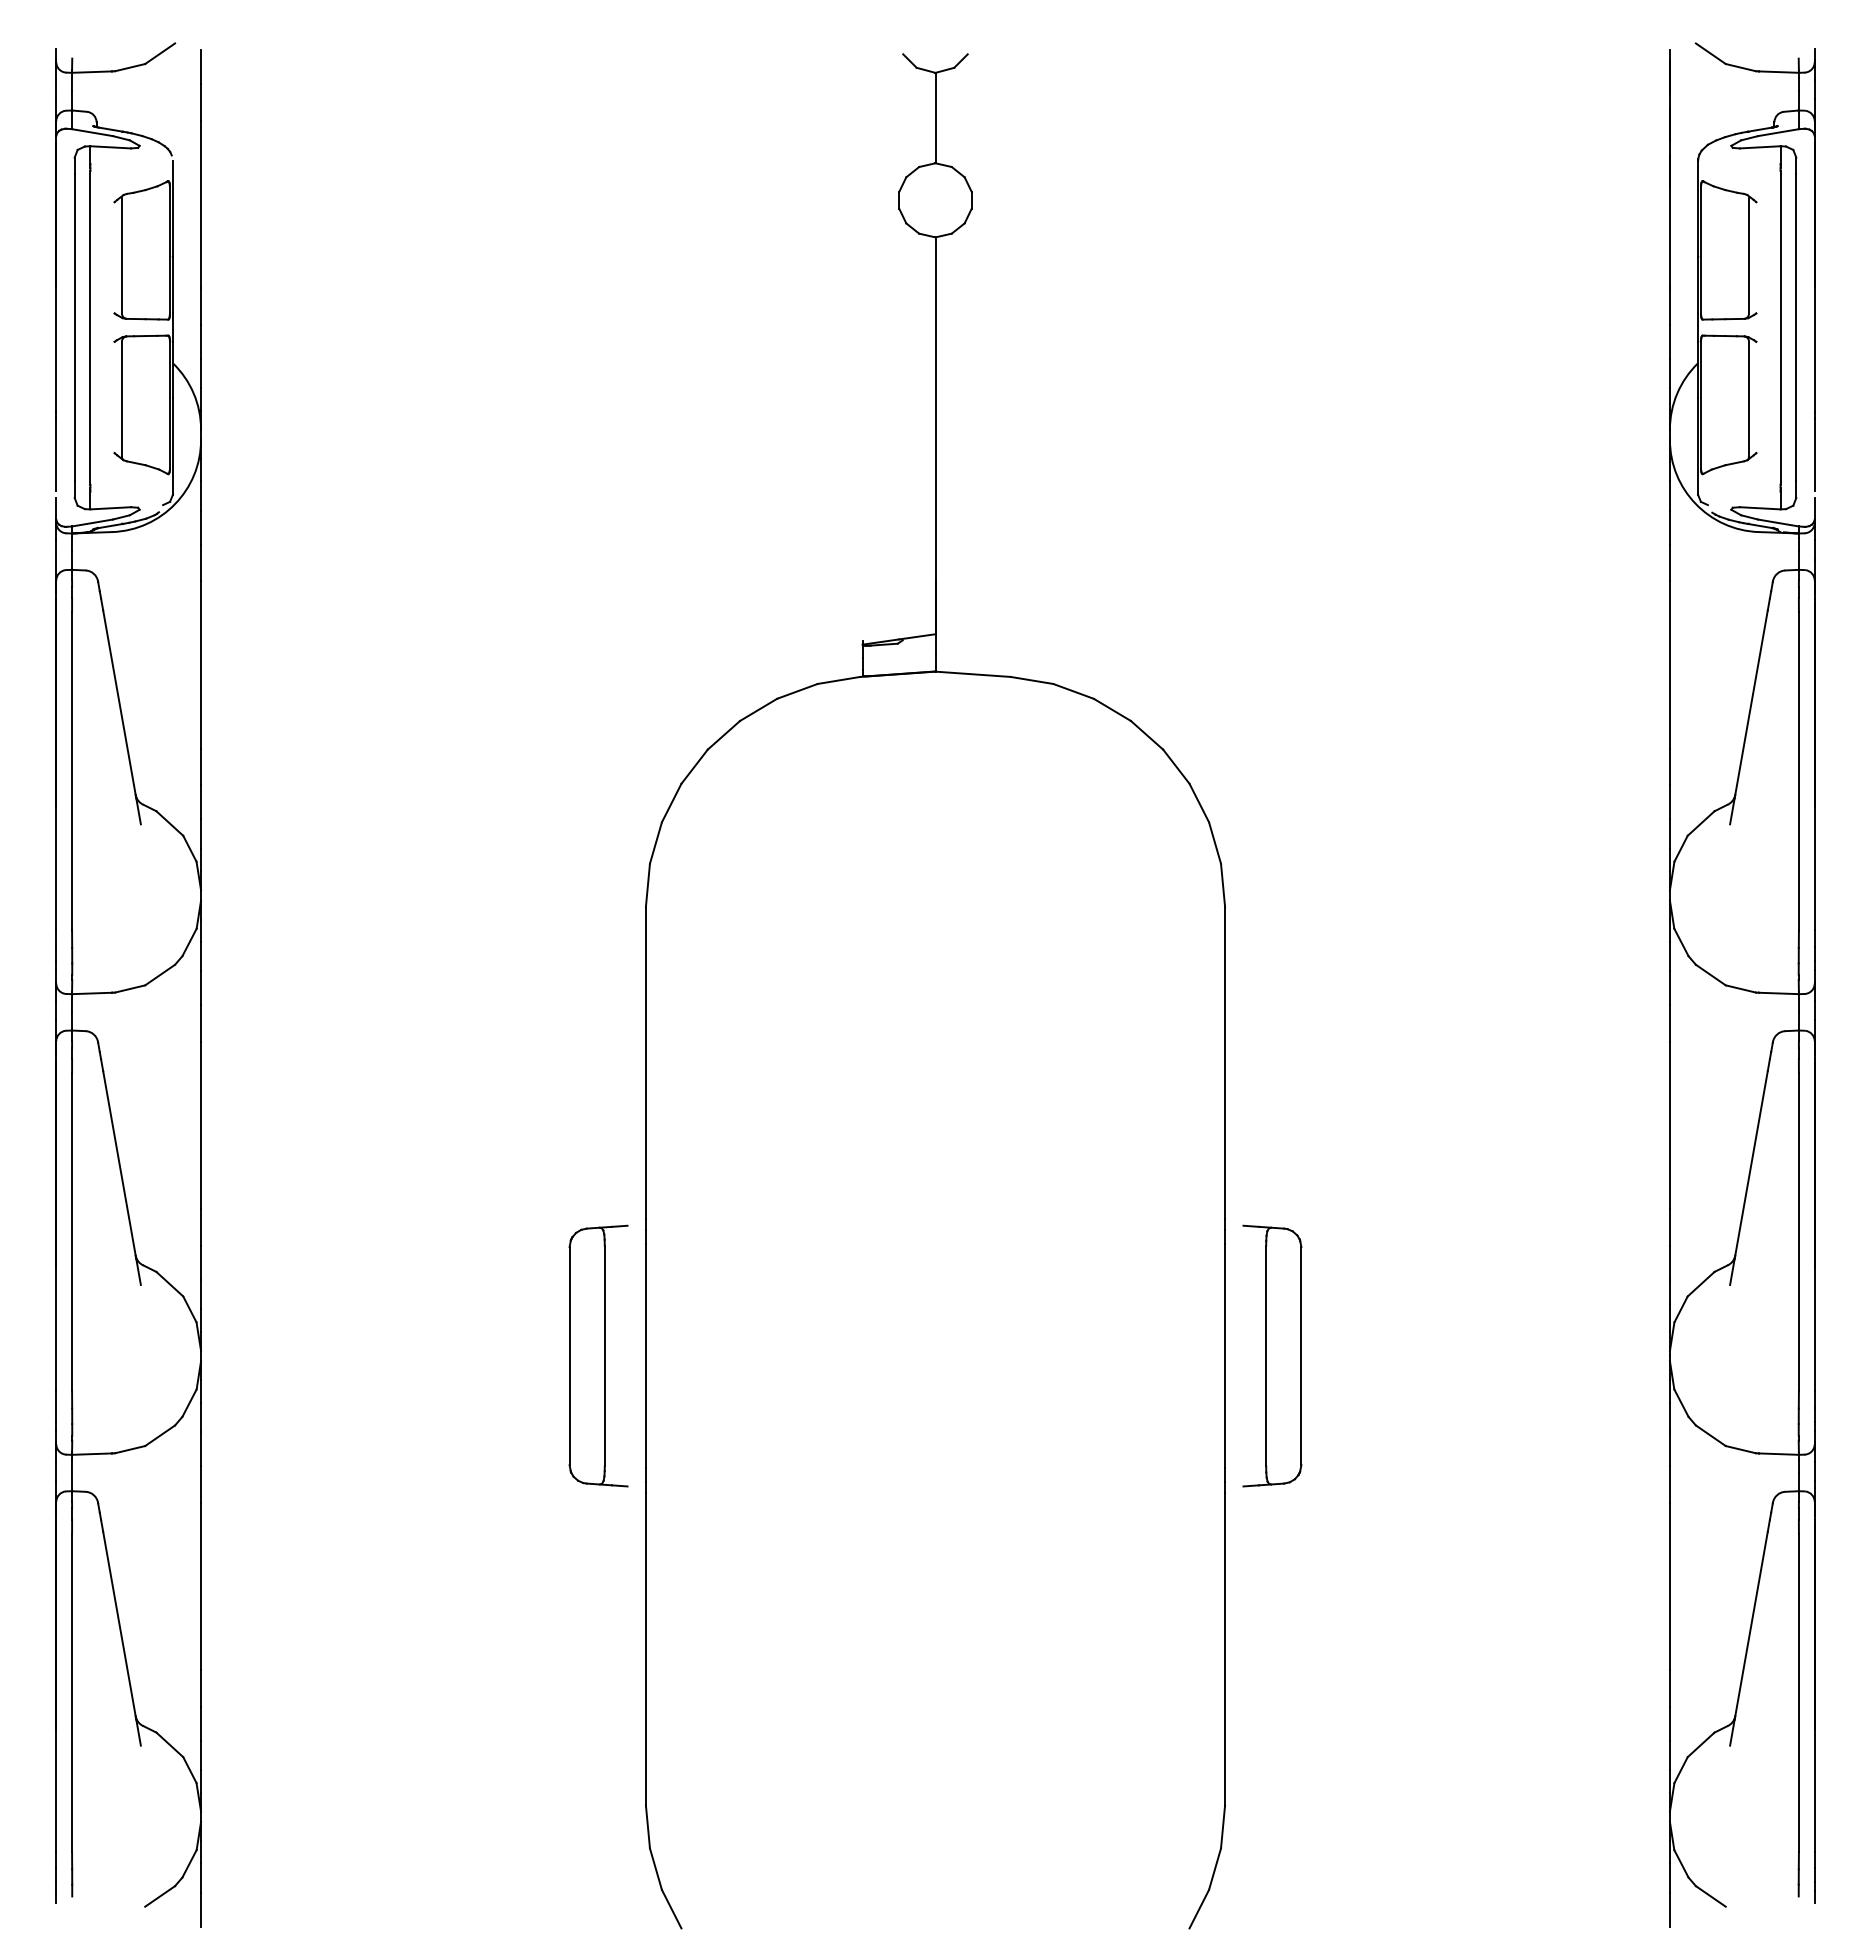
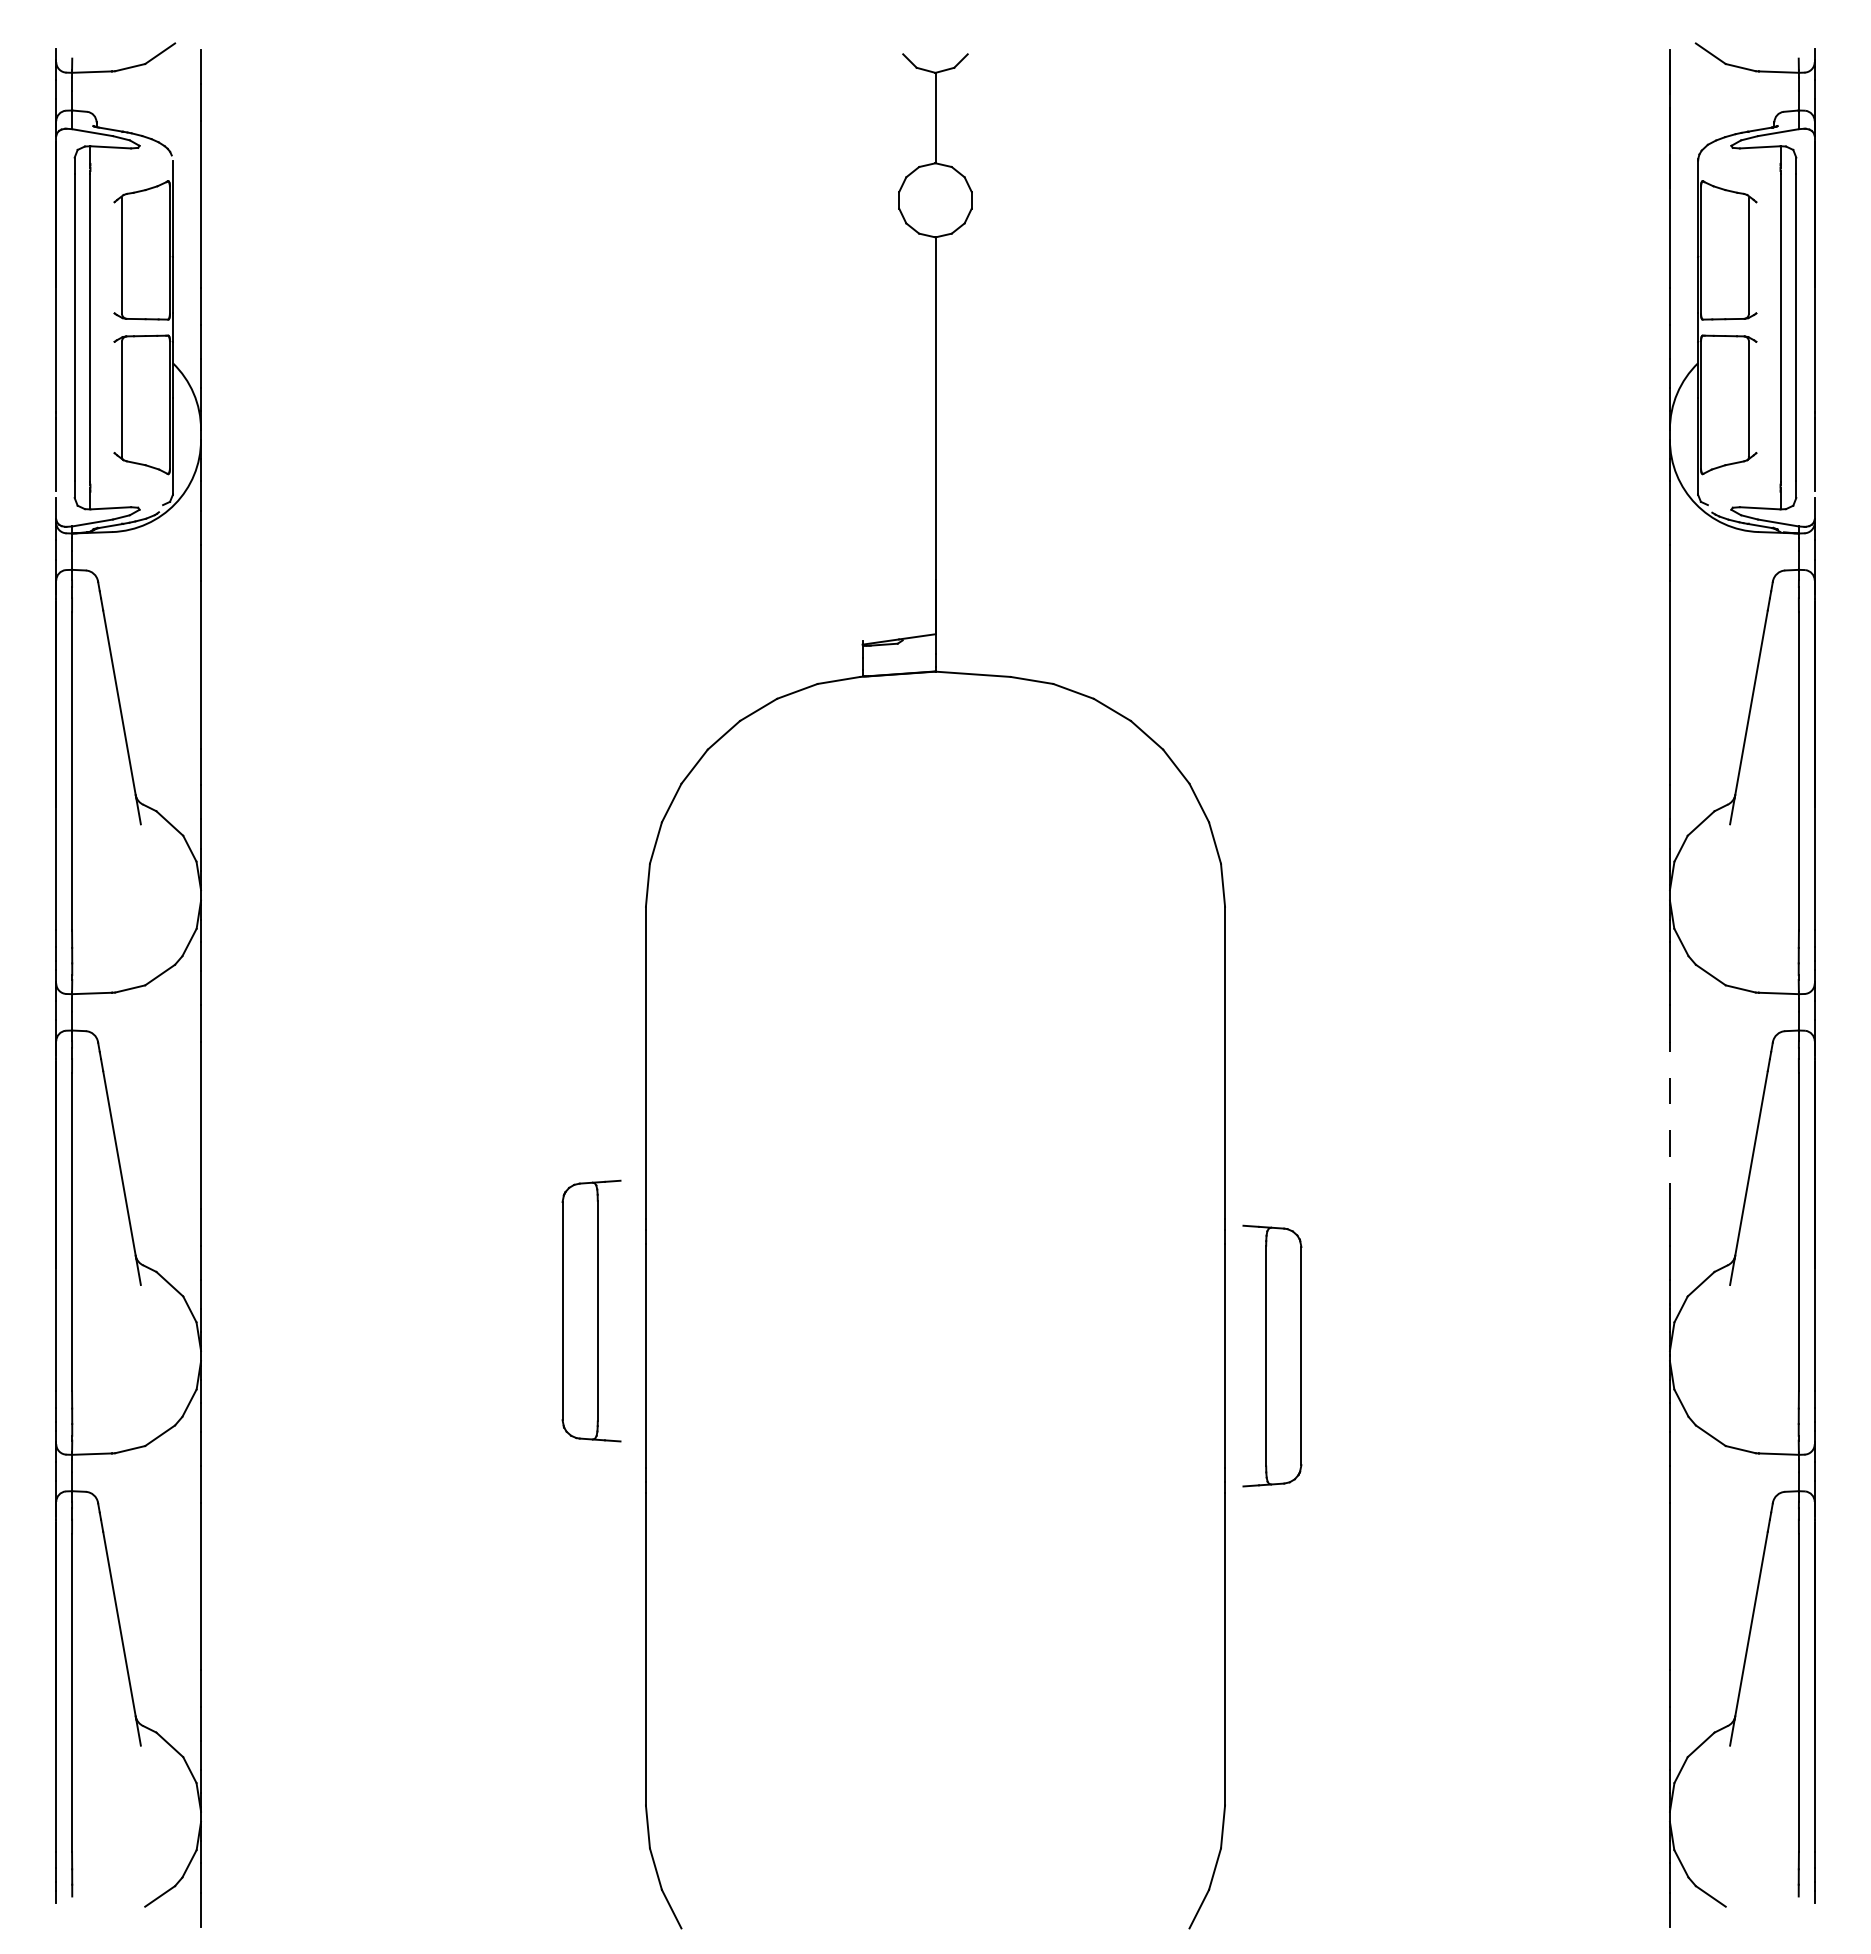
line: solid -> dashed (1669, 1125)
part position: (598, 1355) -> (591, 1310) (591, 1310)
